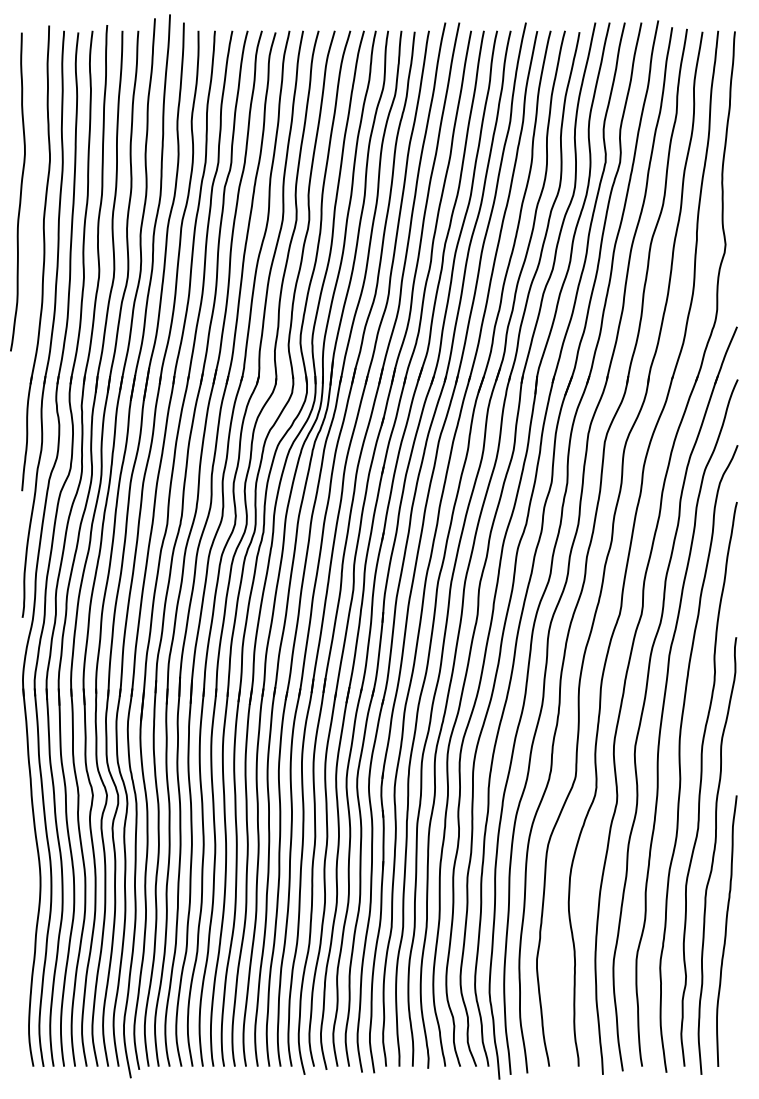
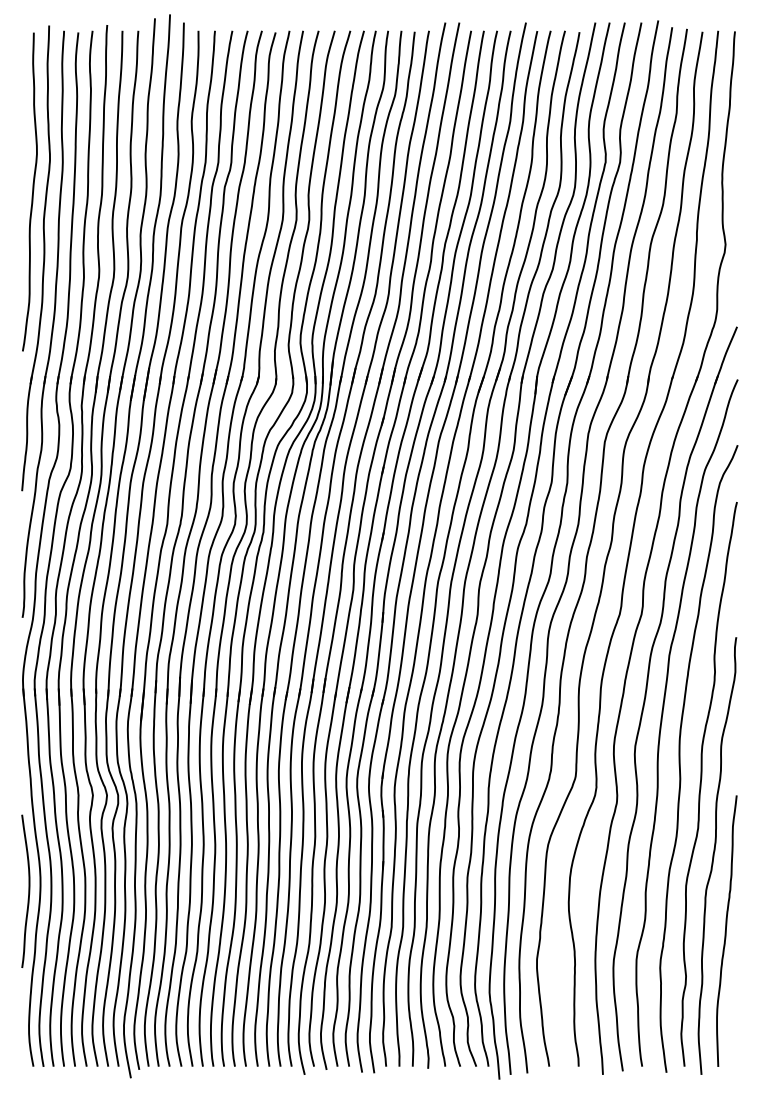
curve position: (20, 191) -> (32, 191) (32, 191)
curve: none -> present (28, 890)
